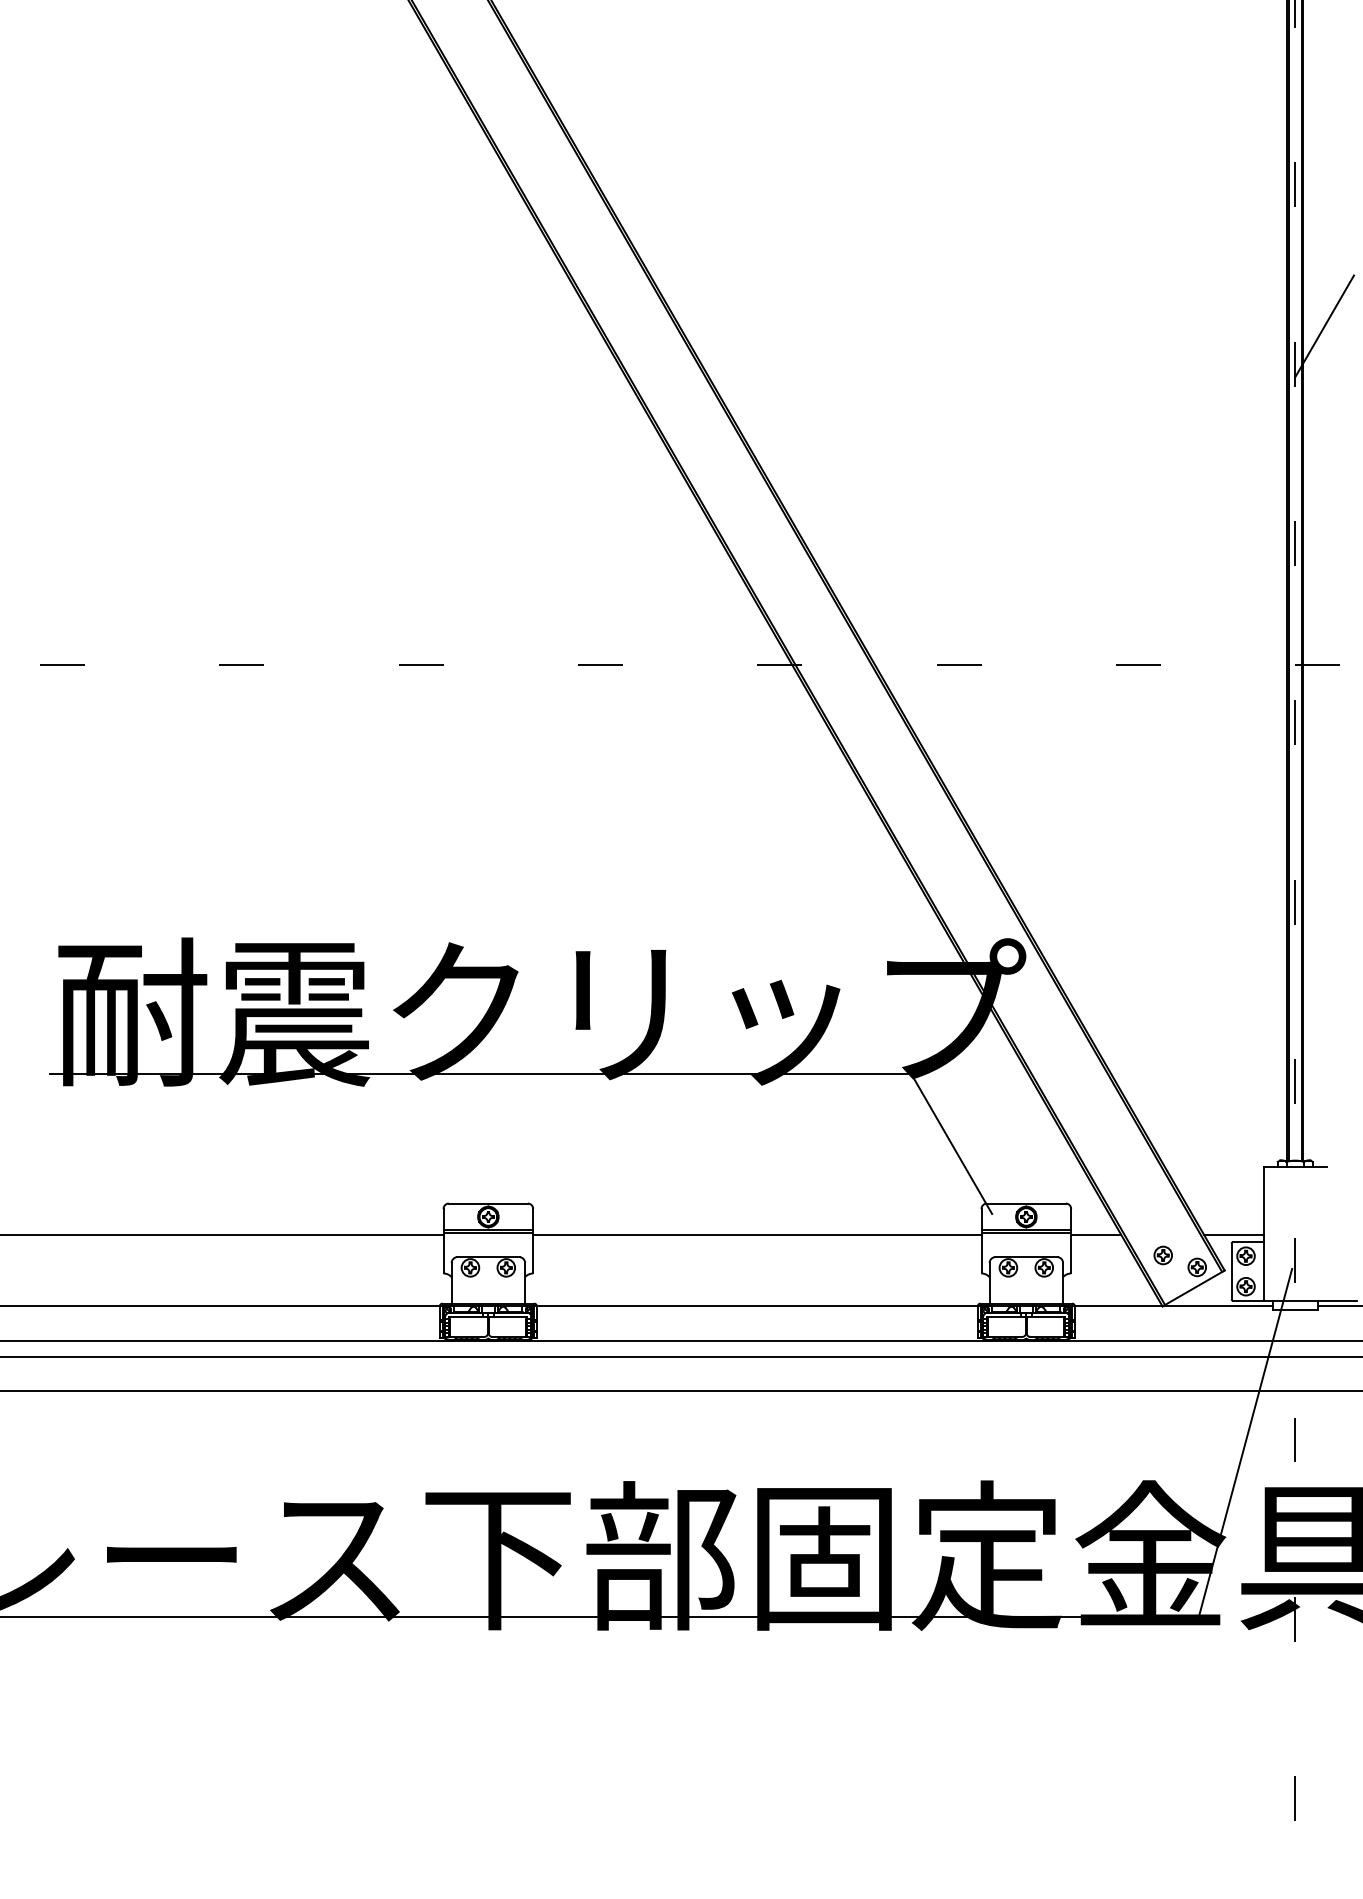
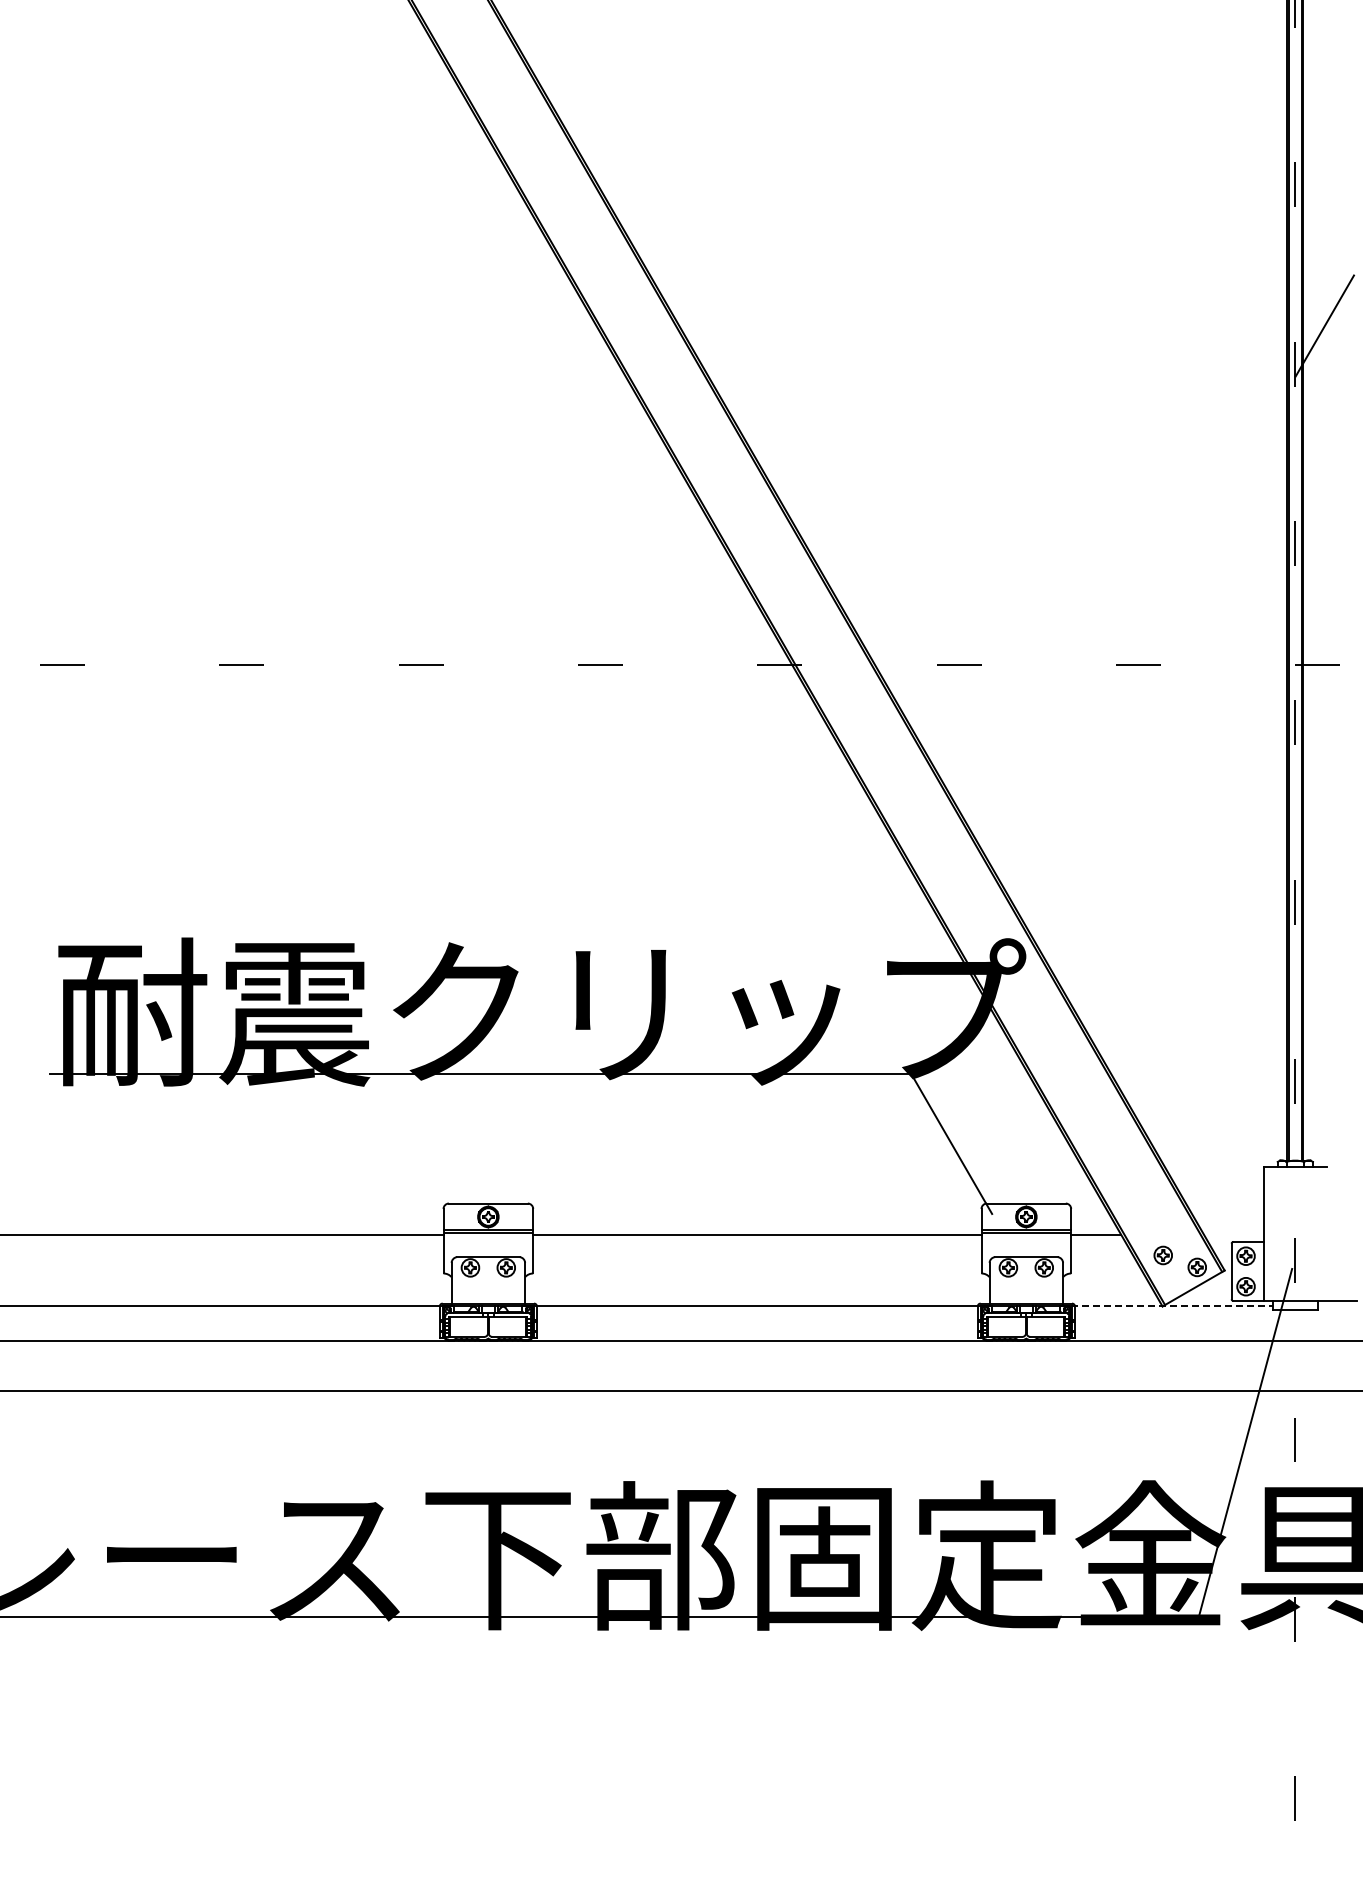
line: present -> none (1233, 1234)
line: solid -> dashed (1167, 1306)
line: present -> none (1338, 1306)
line: present -> none (680, 1356)
